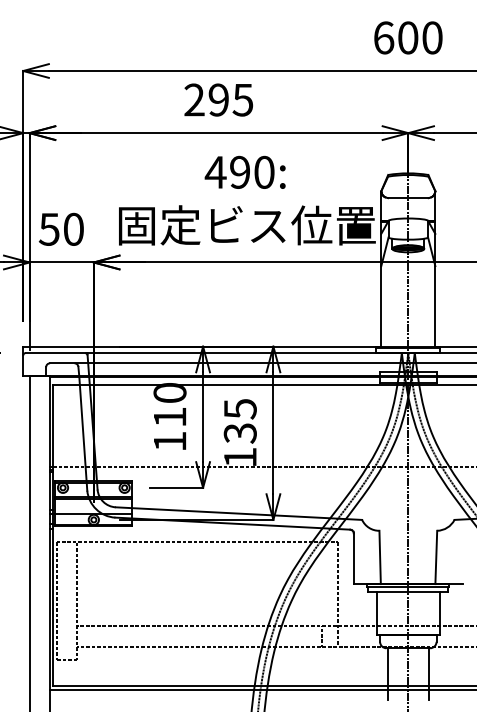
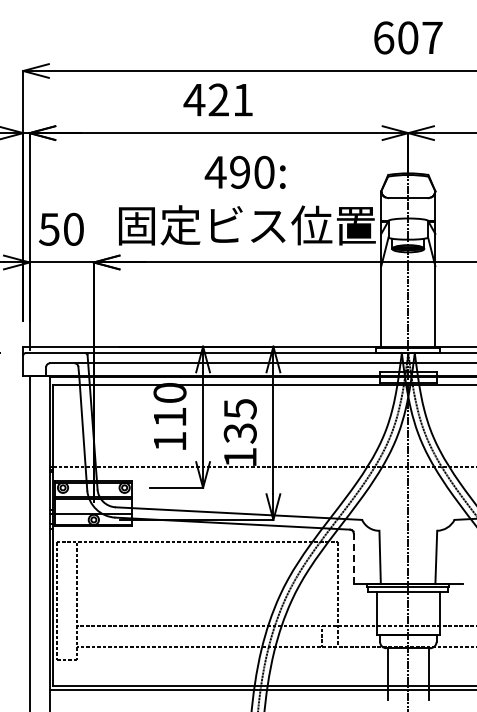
text: 600 -> 607 (432, 37)
text: 295 -> 421 (218, 99)
line: solid -> dashed (353, 559)
